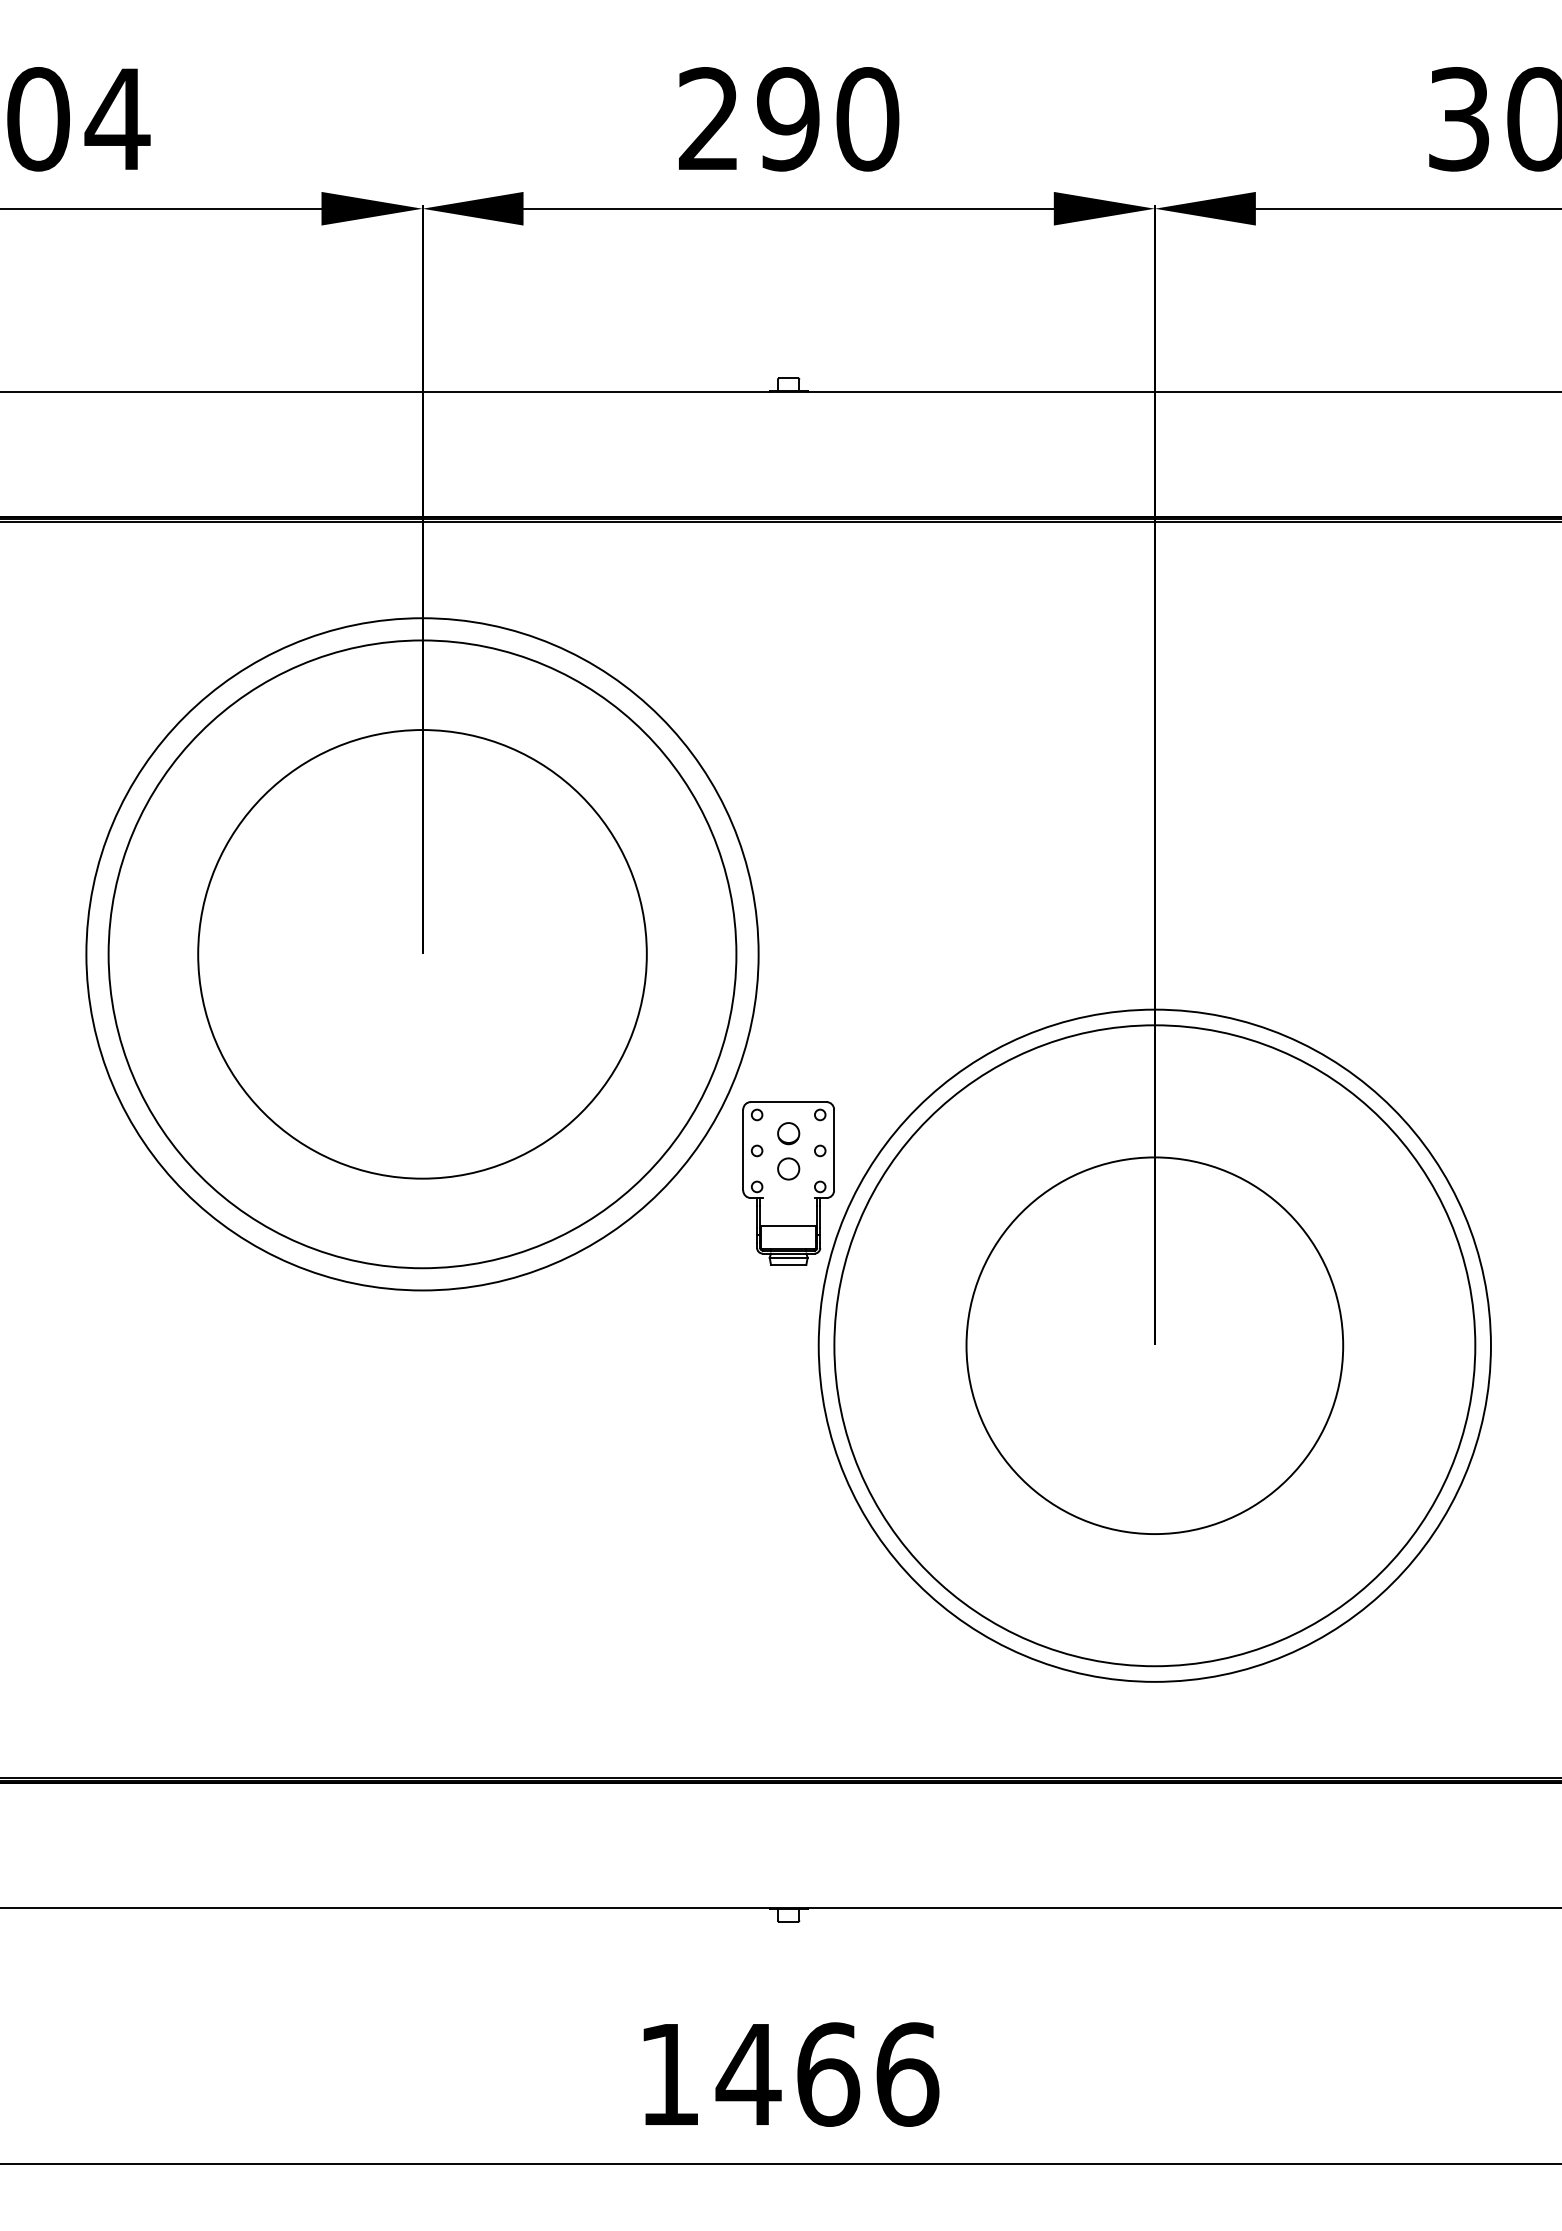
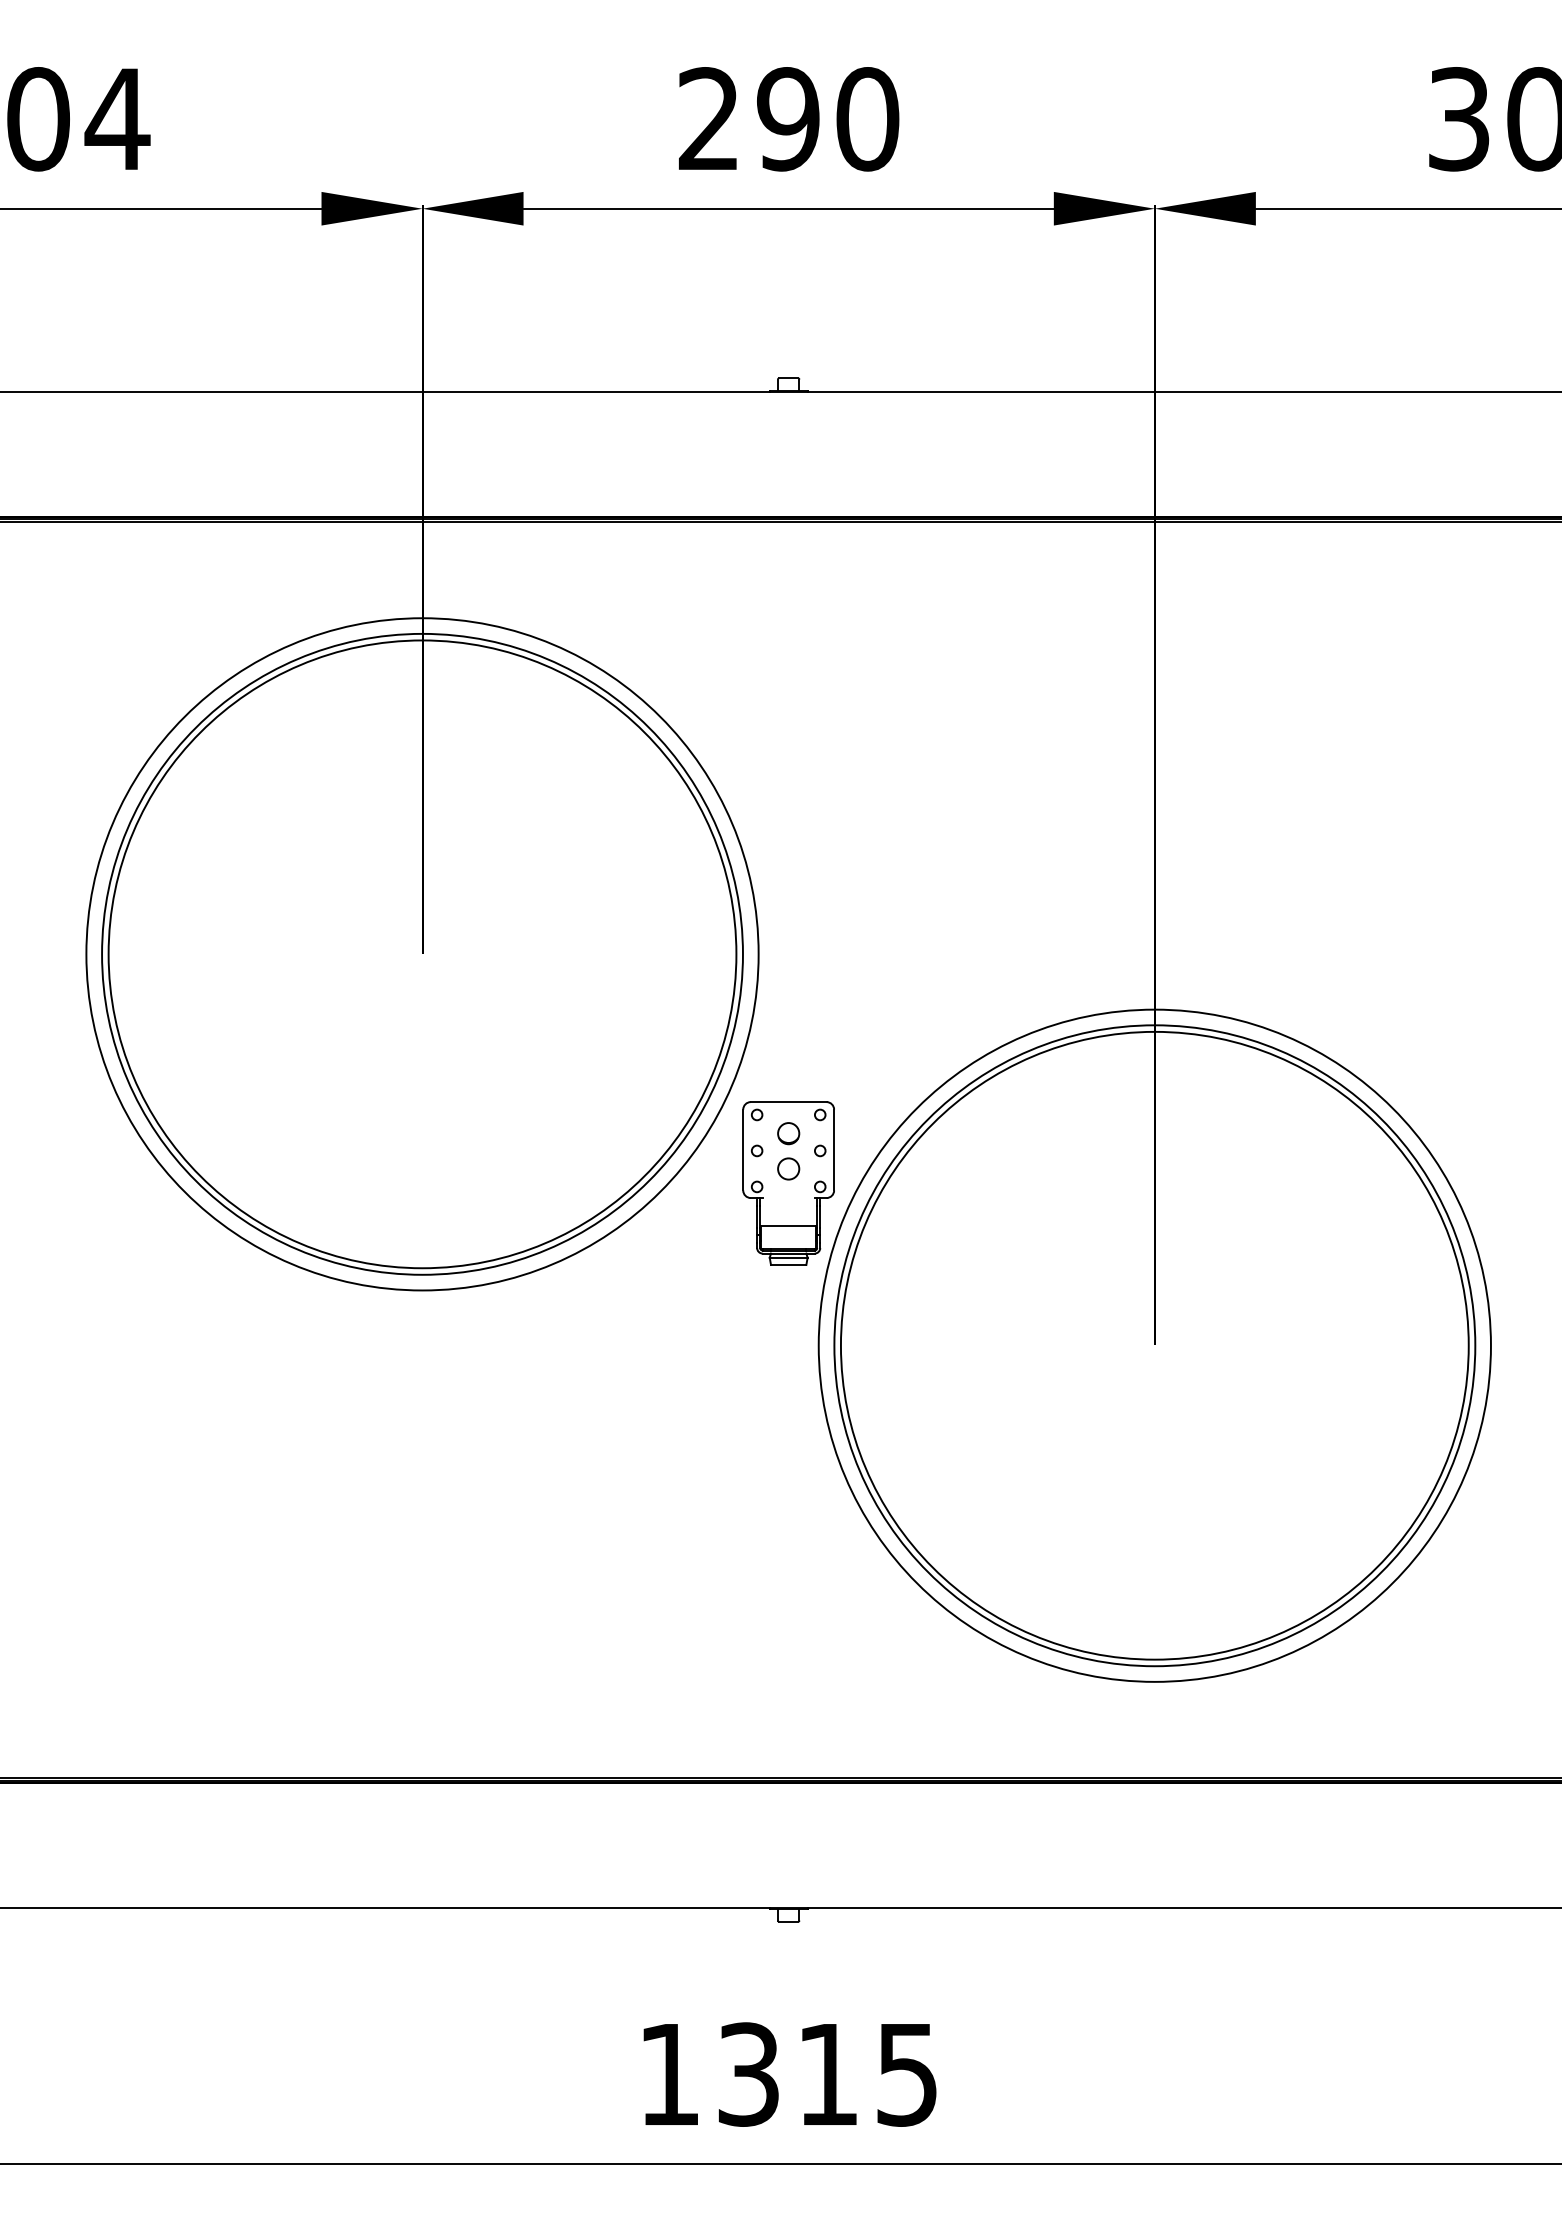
circle diameter: 449 px -> 641 px (422, 953)
circle diameter: 377 px -> 628 px (1154, 1345)
text: 1466 -> 1315 (827, 2074)
